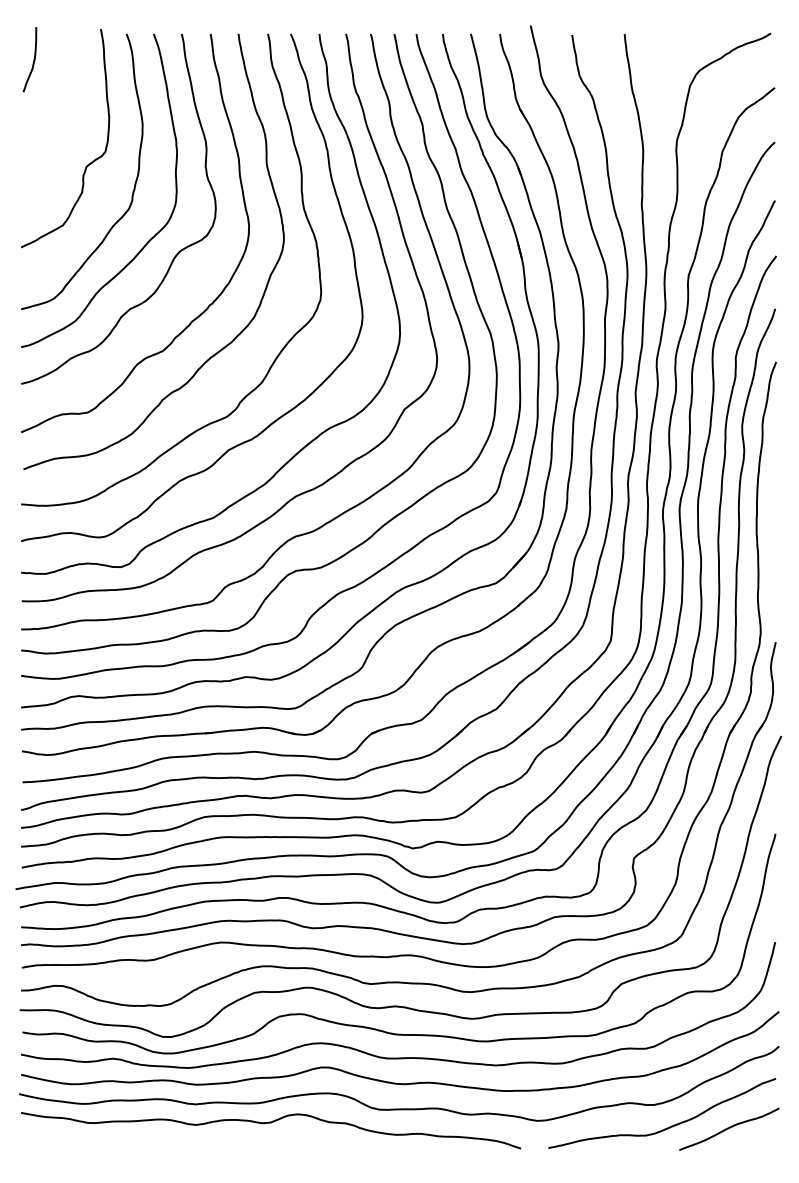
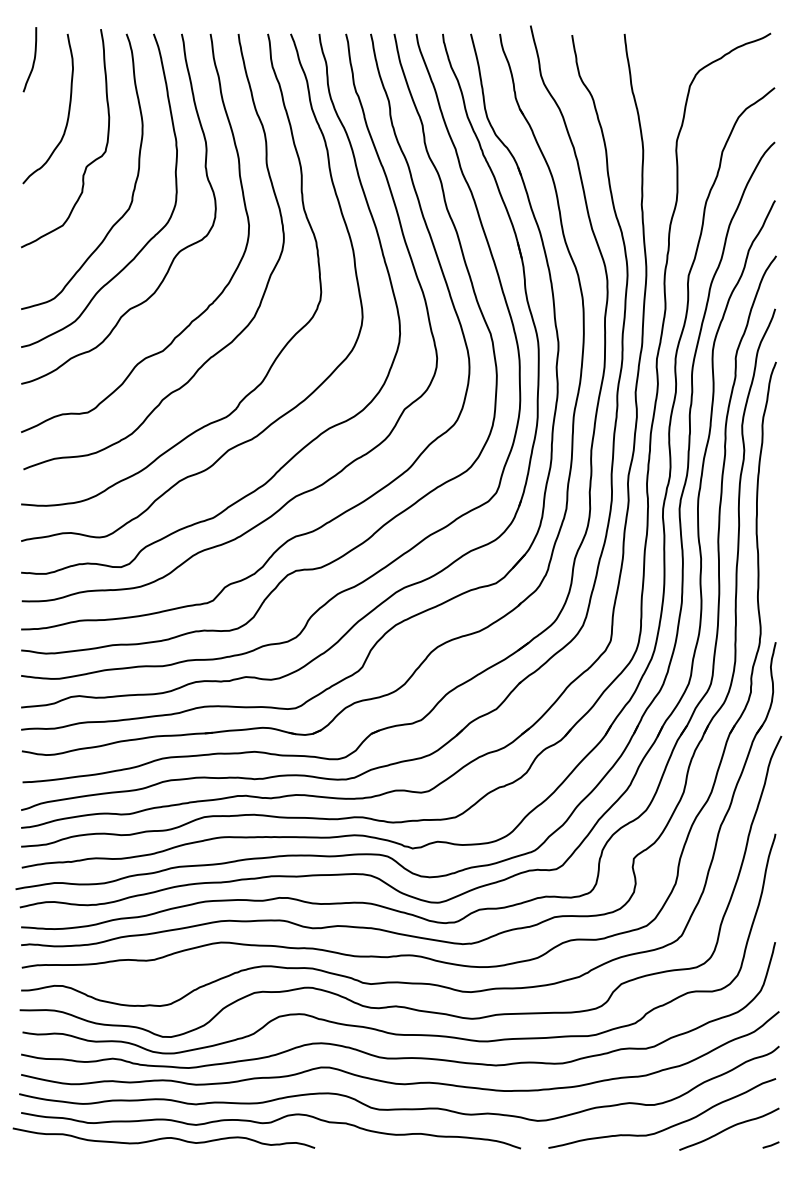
curve: none -> present (67, 114)
curve: none -> present (163, 1137)
line: none -> present (770, 1144)
